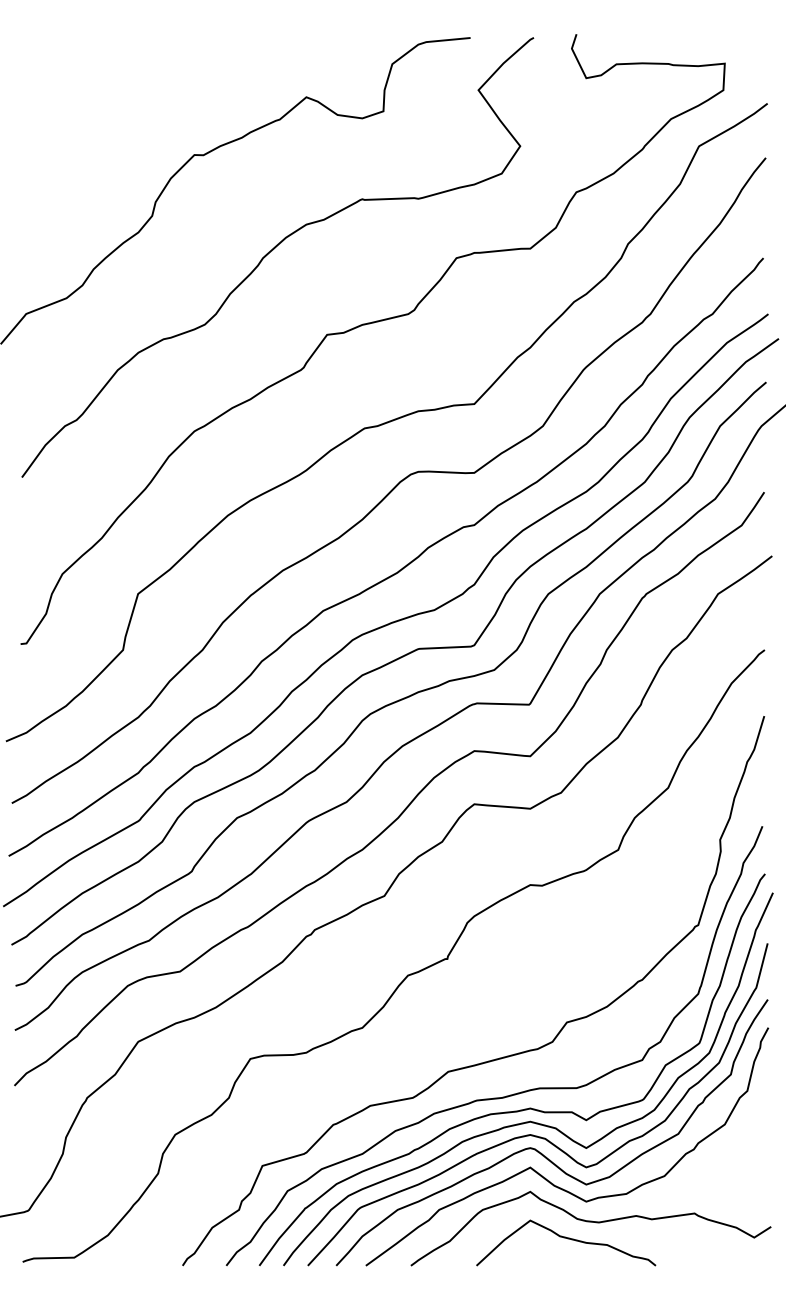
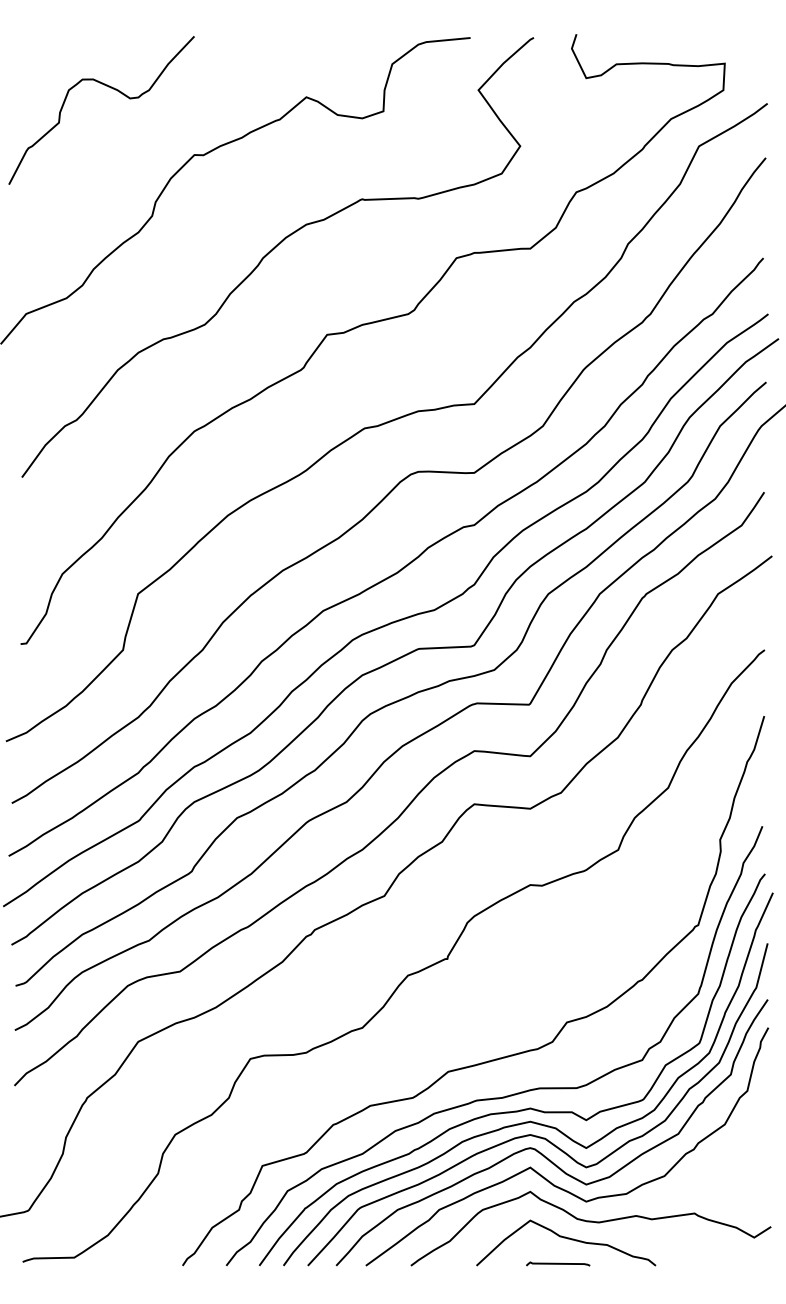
curve: none -> present (110, 88)
curve: none -> present (558, 1263)
